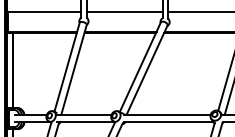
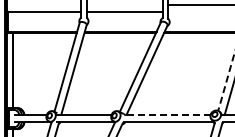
line position: (199, 11) -> (199, 4) (199, 4)
line: solid -> dashed (226, 82)
line: solid -> dashed (166, 114)
